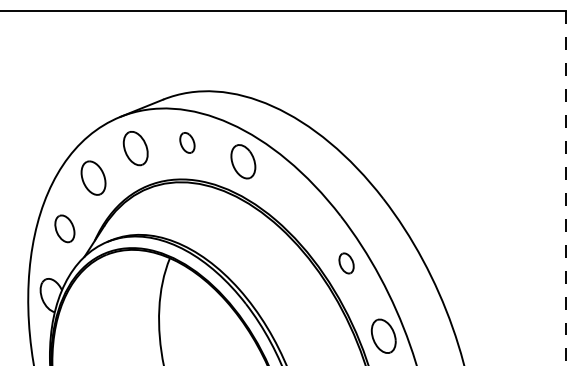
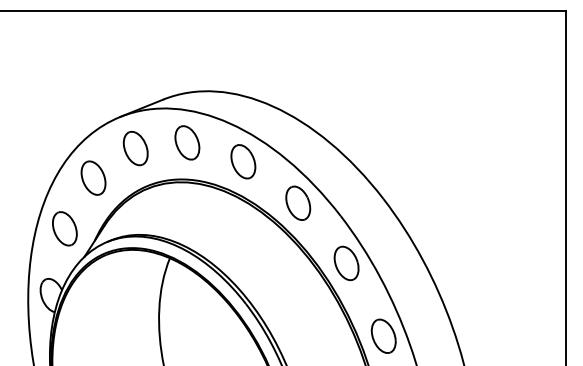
part size: 17x22 px -> 27x36 px (187, 142)
line: dashed -> solid (565, 188)
part: none -> present (298, 202)
part size: 22x30 px -> 26x36 px (64, 228)
part size: 17x23 px -> 27x37 px (346, 263)
